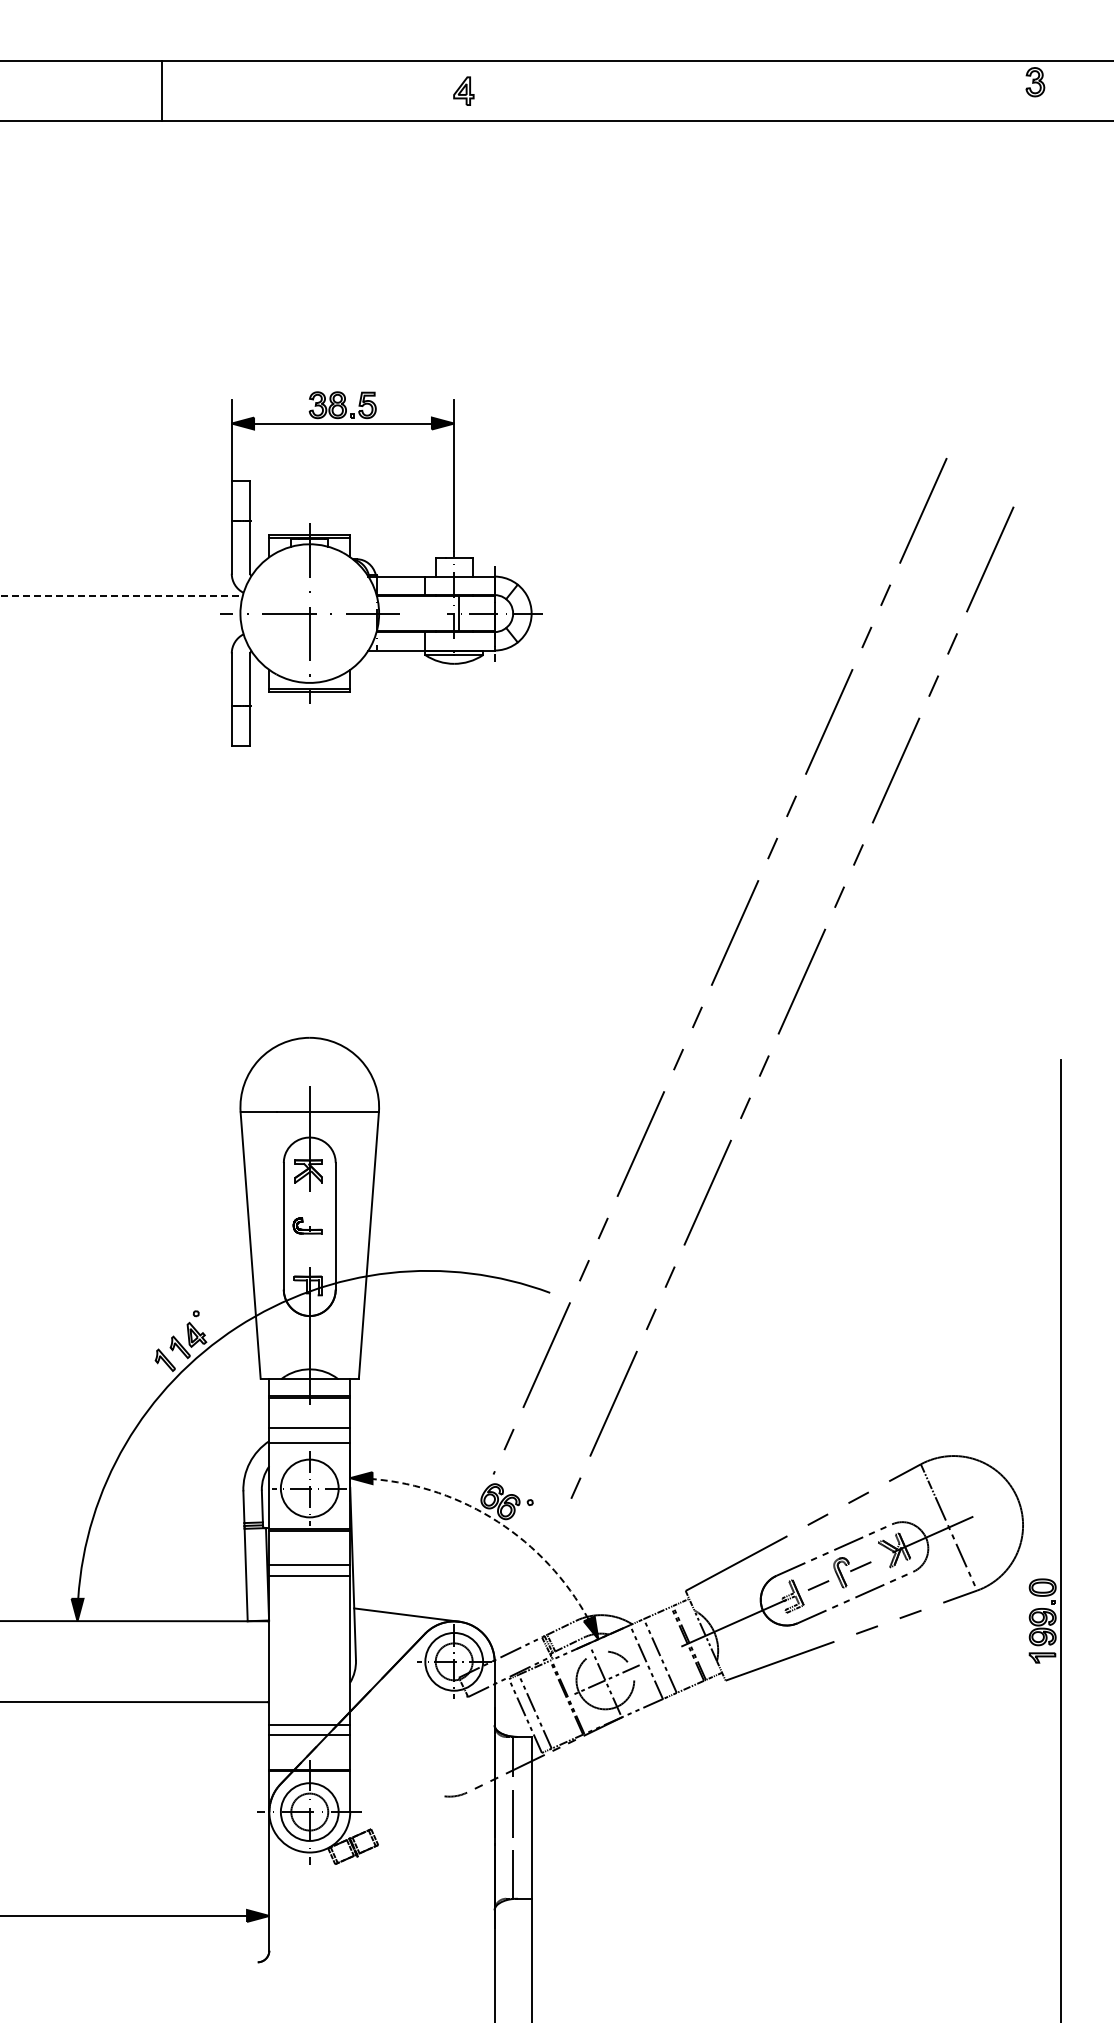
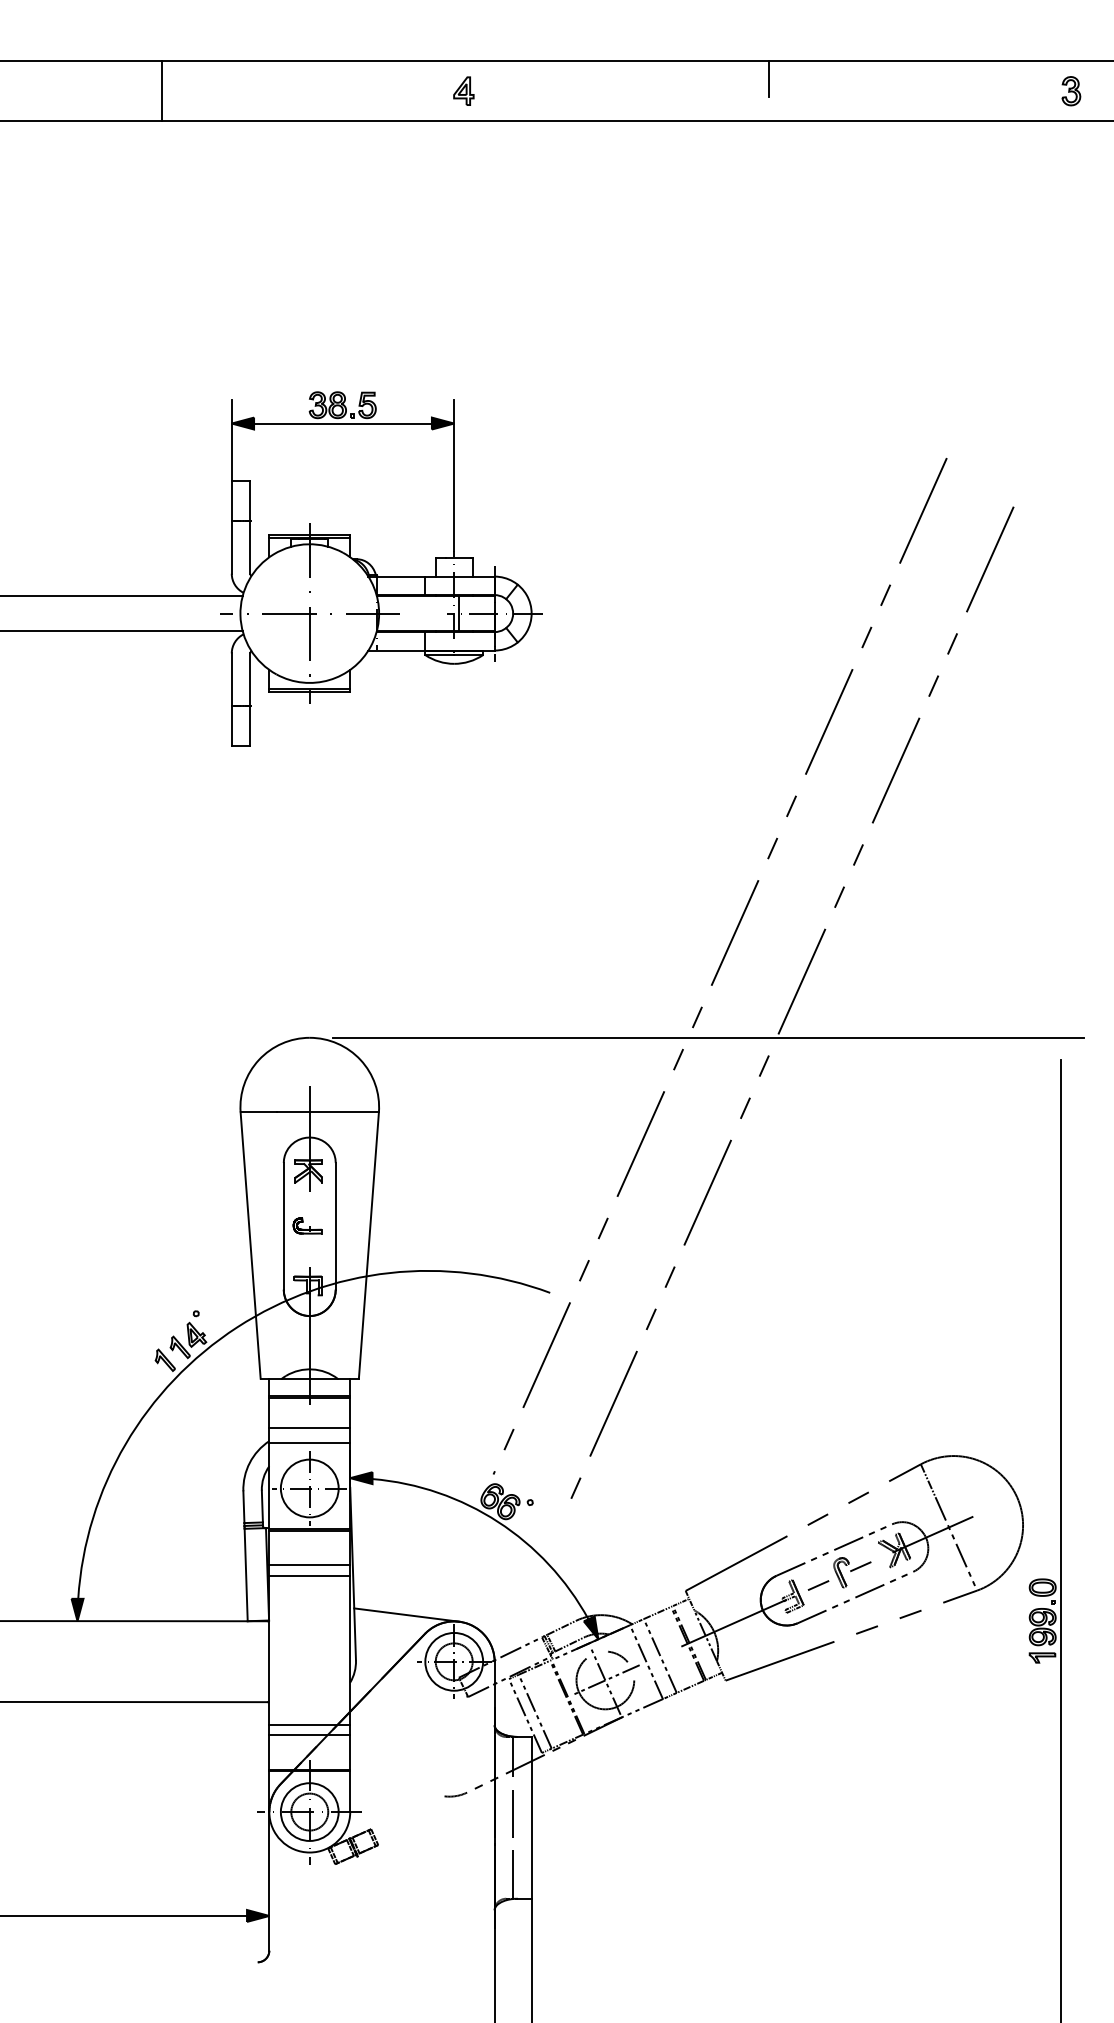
line: none -> present (768, 78)
part position: (1035, 82) -> (1071, 91) (1071, 91)
line: dashed -> solid (121, 596)
line: none -> present (122, 630)
line: none -> present (708, 1037)
arc: dashed -> solid (498, 1521)
